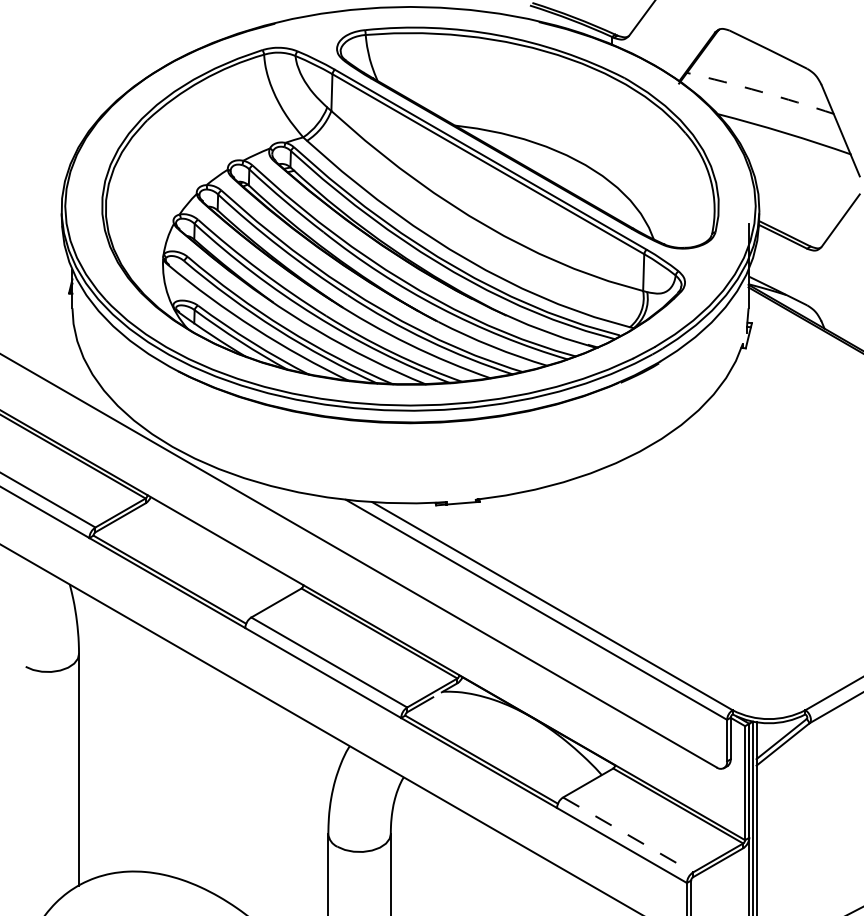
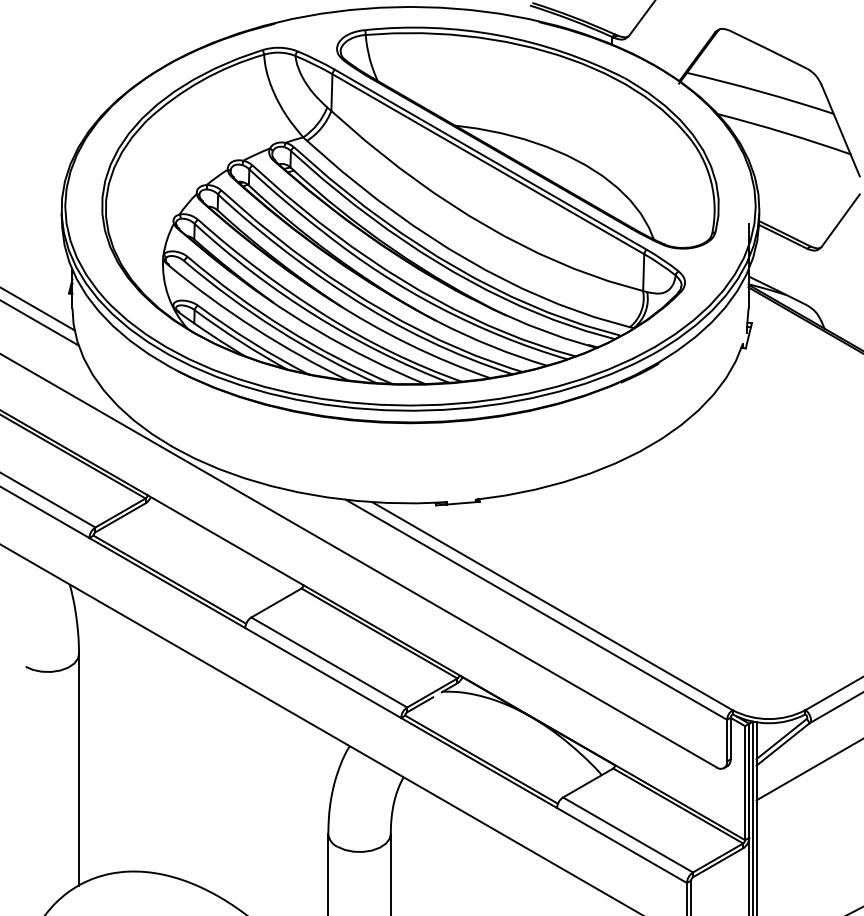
arc: dashed -> solid (761, 91)
line: none -> present (38, 309)
line: none -> present (40, 323)
line: none -> present (808, 770)
line: dashed -> solid (628, 834)
